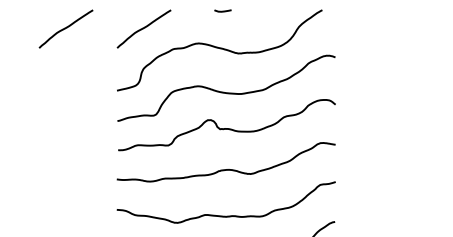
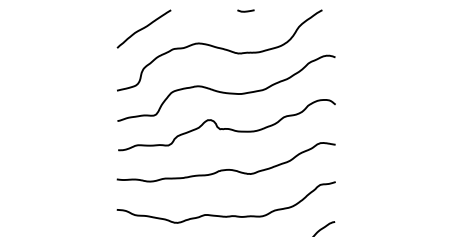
line position: (222, 10) -> (245, 10) (245, 10)
curve: present -> none (65, 28)
